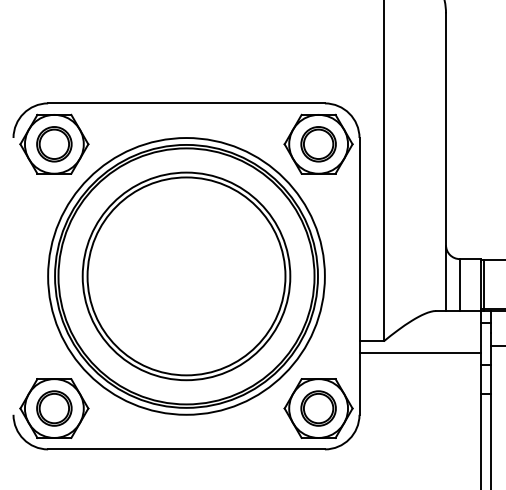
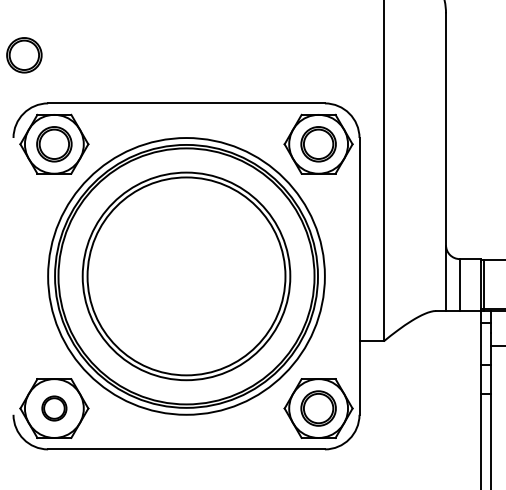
part: none -> present (24, 55)
line: present -> none (419, 352)
part size: 37x37 px -> 27x27 px (54, 408)
